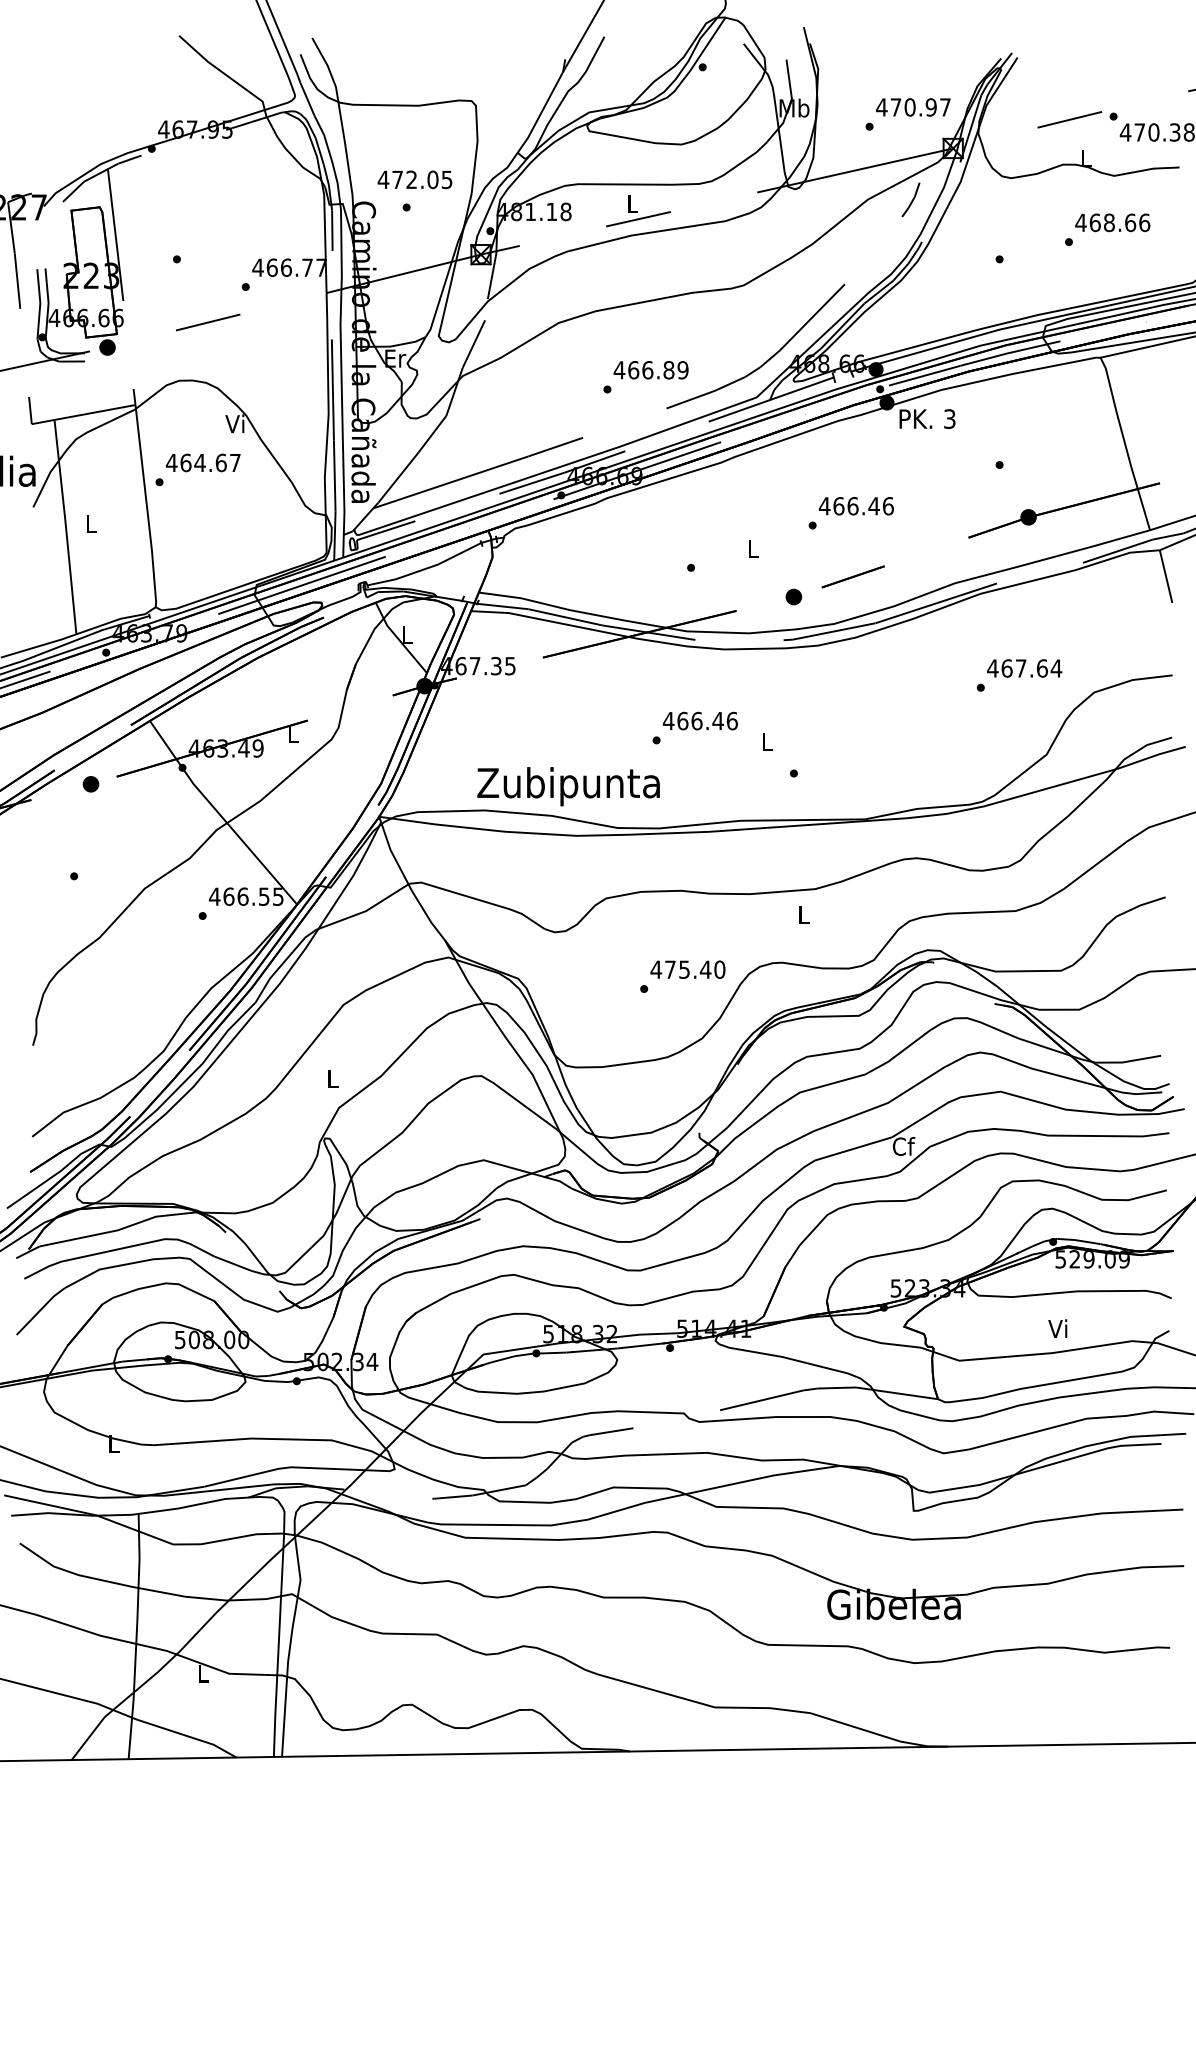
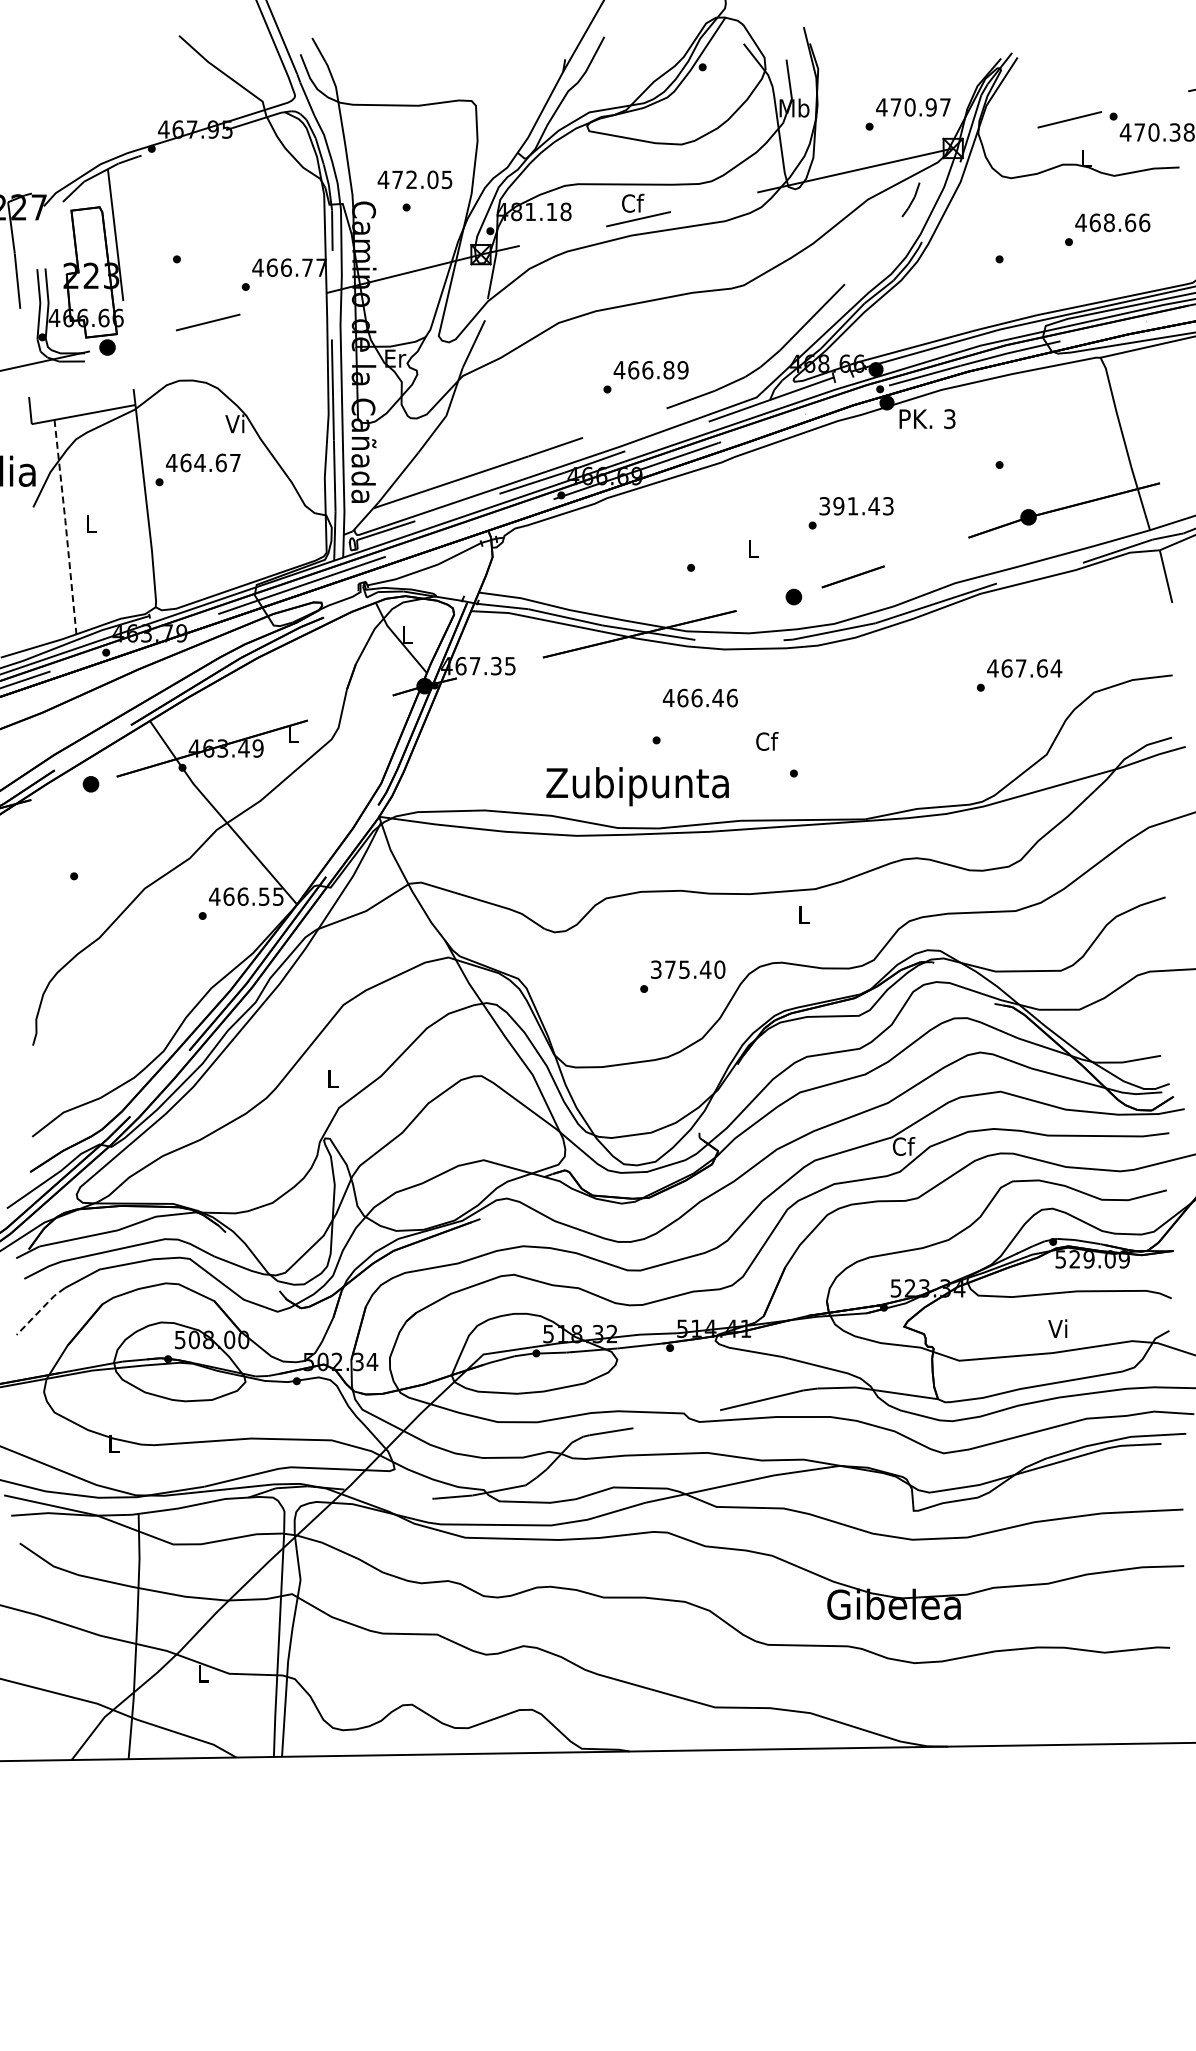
text: L -> Cf (633, 202)
text: 466.46 -> 391.43 (855, 506)
line: solid -> dashed (66, 527)
text position: (699, 720) -> (699, 697) (699, 697)
text: L -> Cf (767, 741)
text position: (568, 786) -> (637, 786) (637, 786)
text: 475.40 -> 375.40 (656, 969)
line: solid -> dashed (40, 1310)
